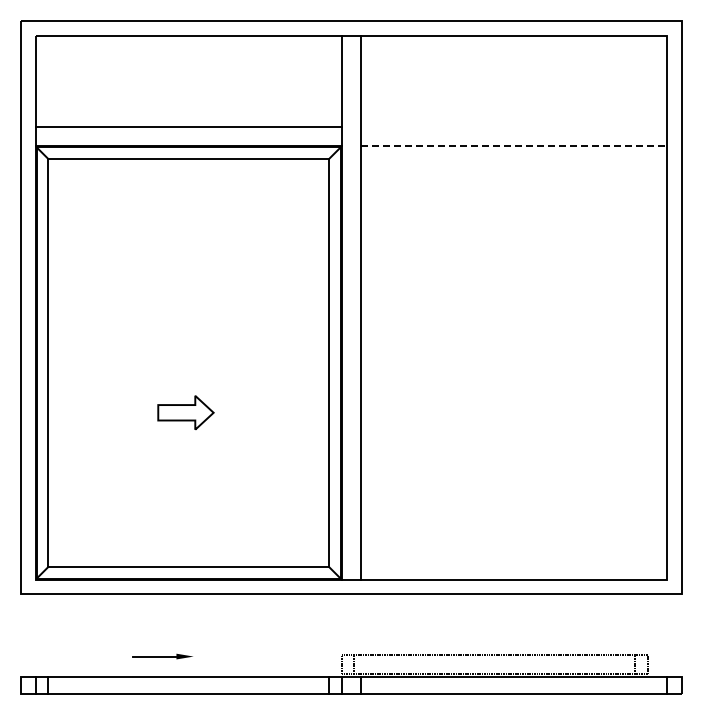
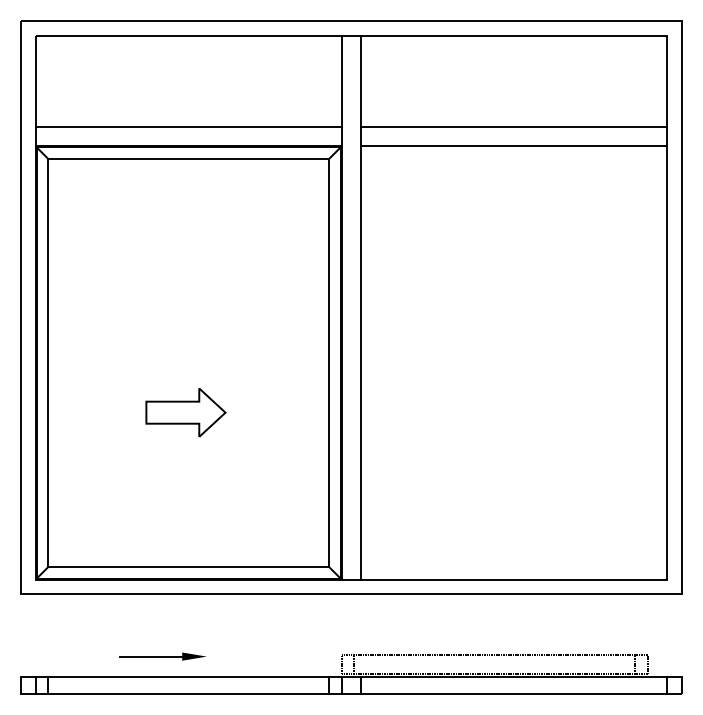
line: none -> present (514, 126)
line: dashed -> solid (514, 146)
part size: 58x36 px -> 82x50 px (185, 412)
part size: 61x7 px -> 88x9 px (162, 656)
